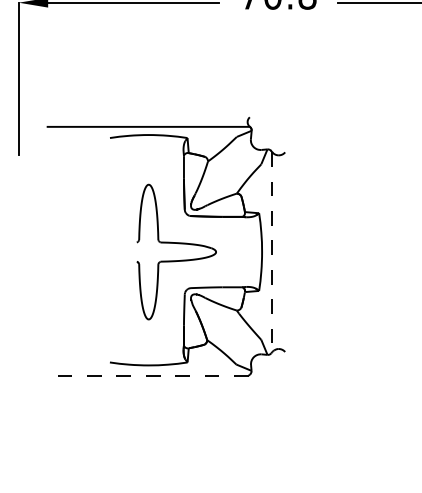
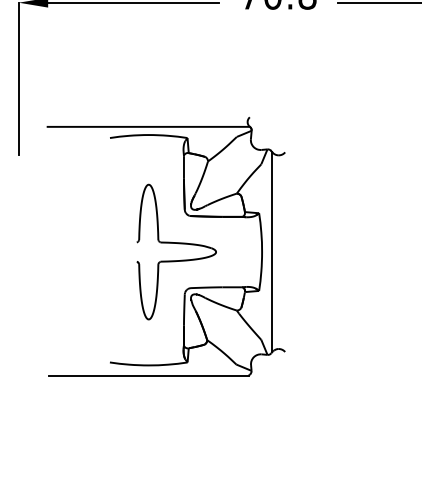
line: dashed -> solid (272, 252)
line: dashed -> solid (148, 375)
